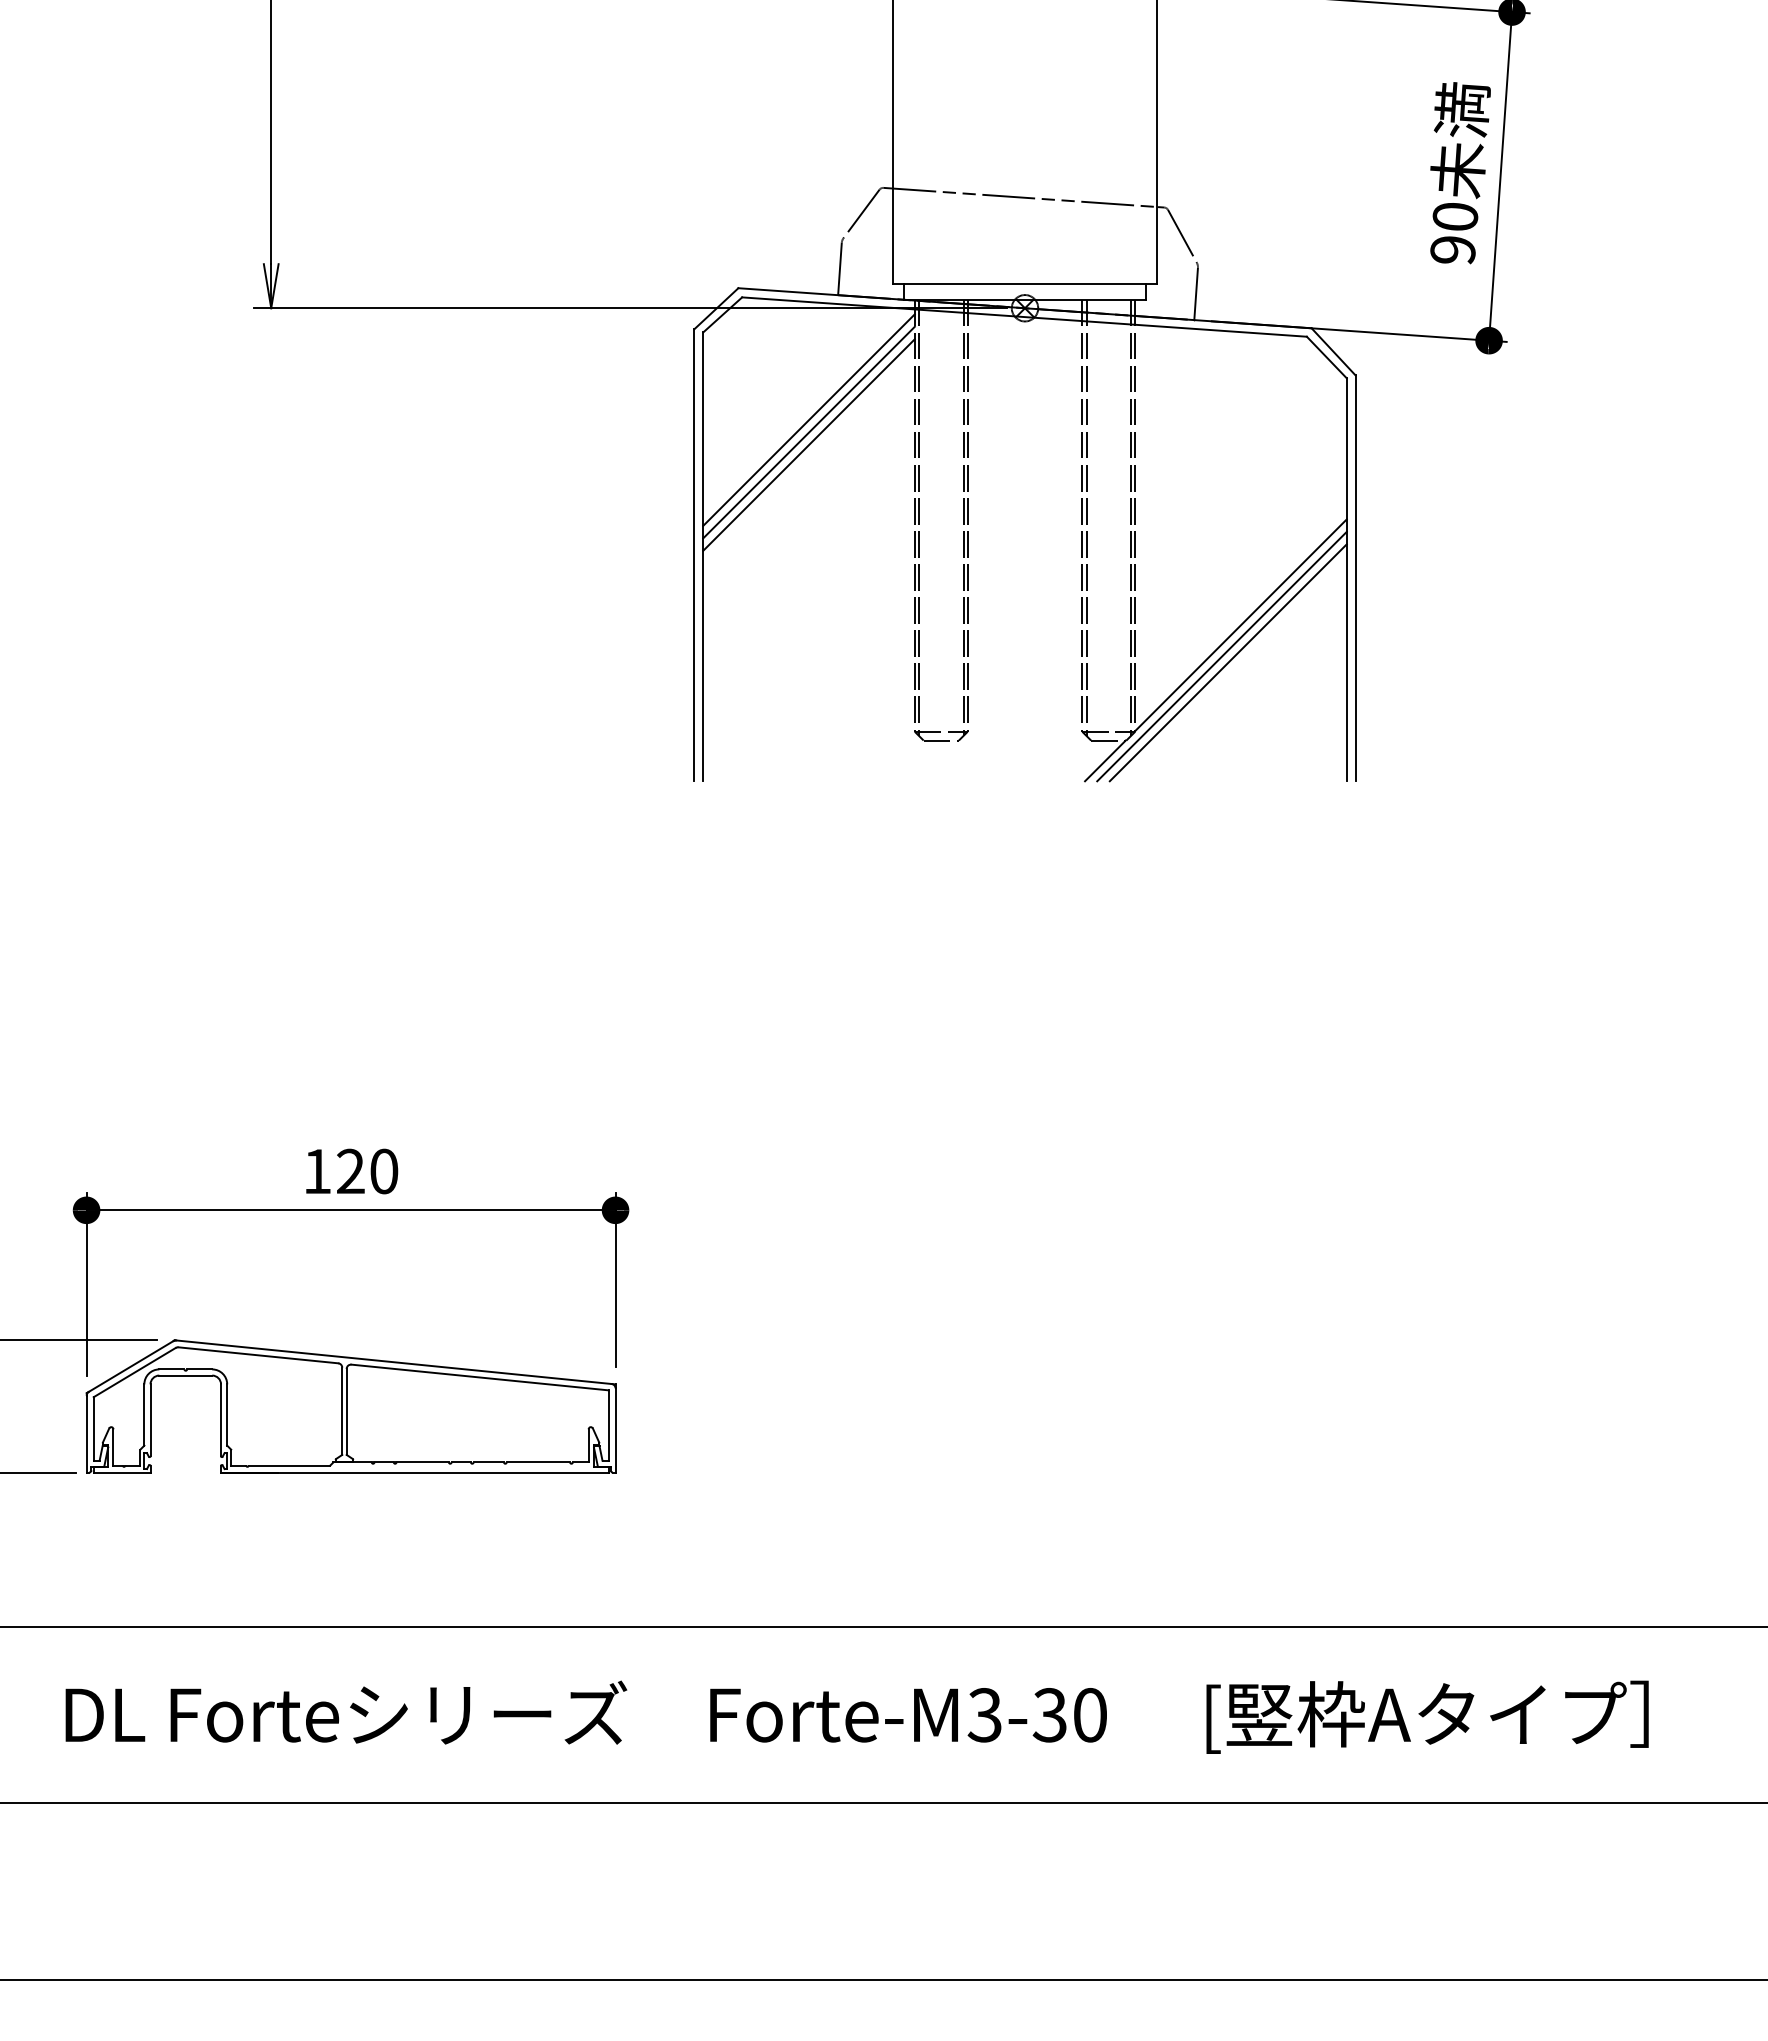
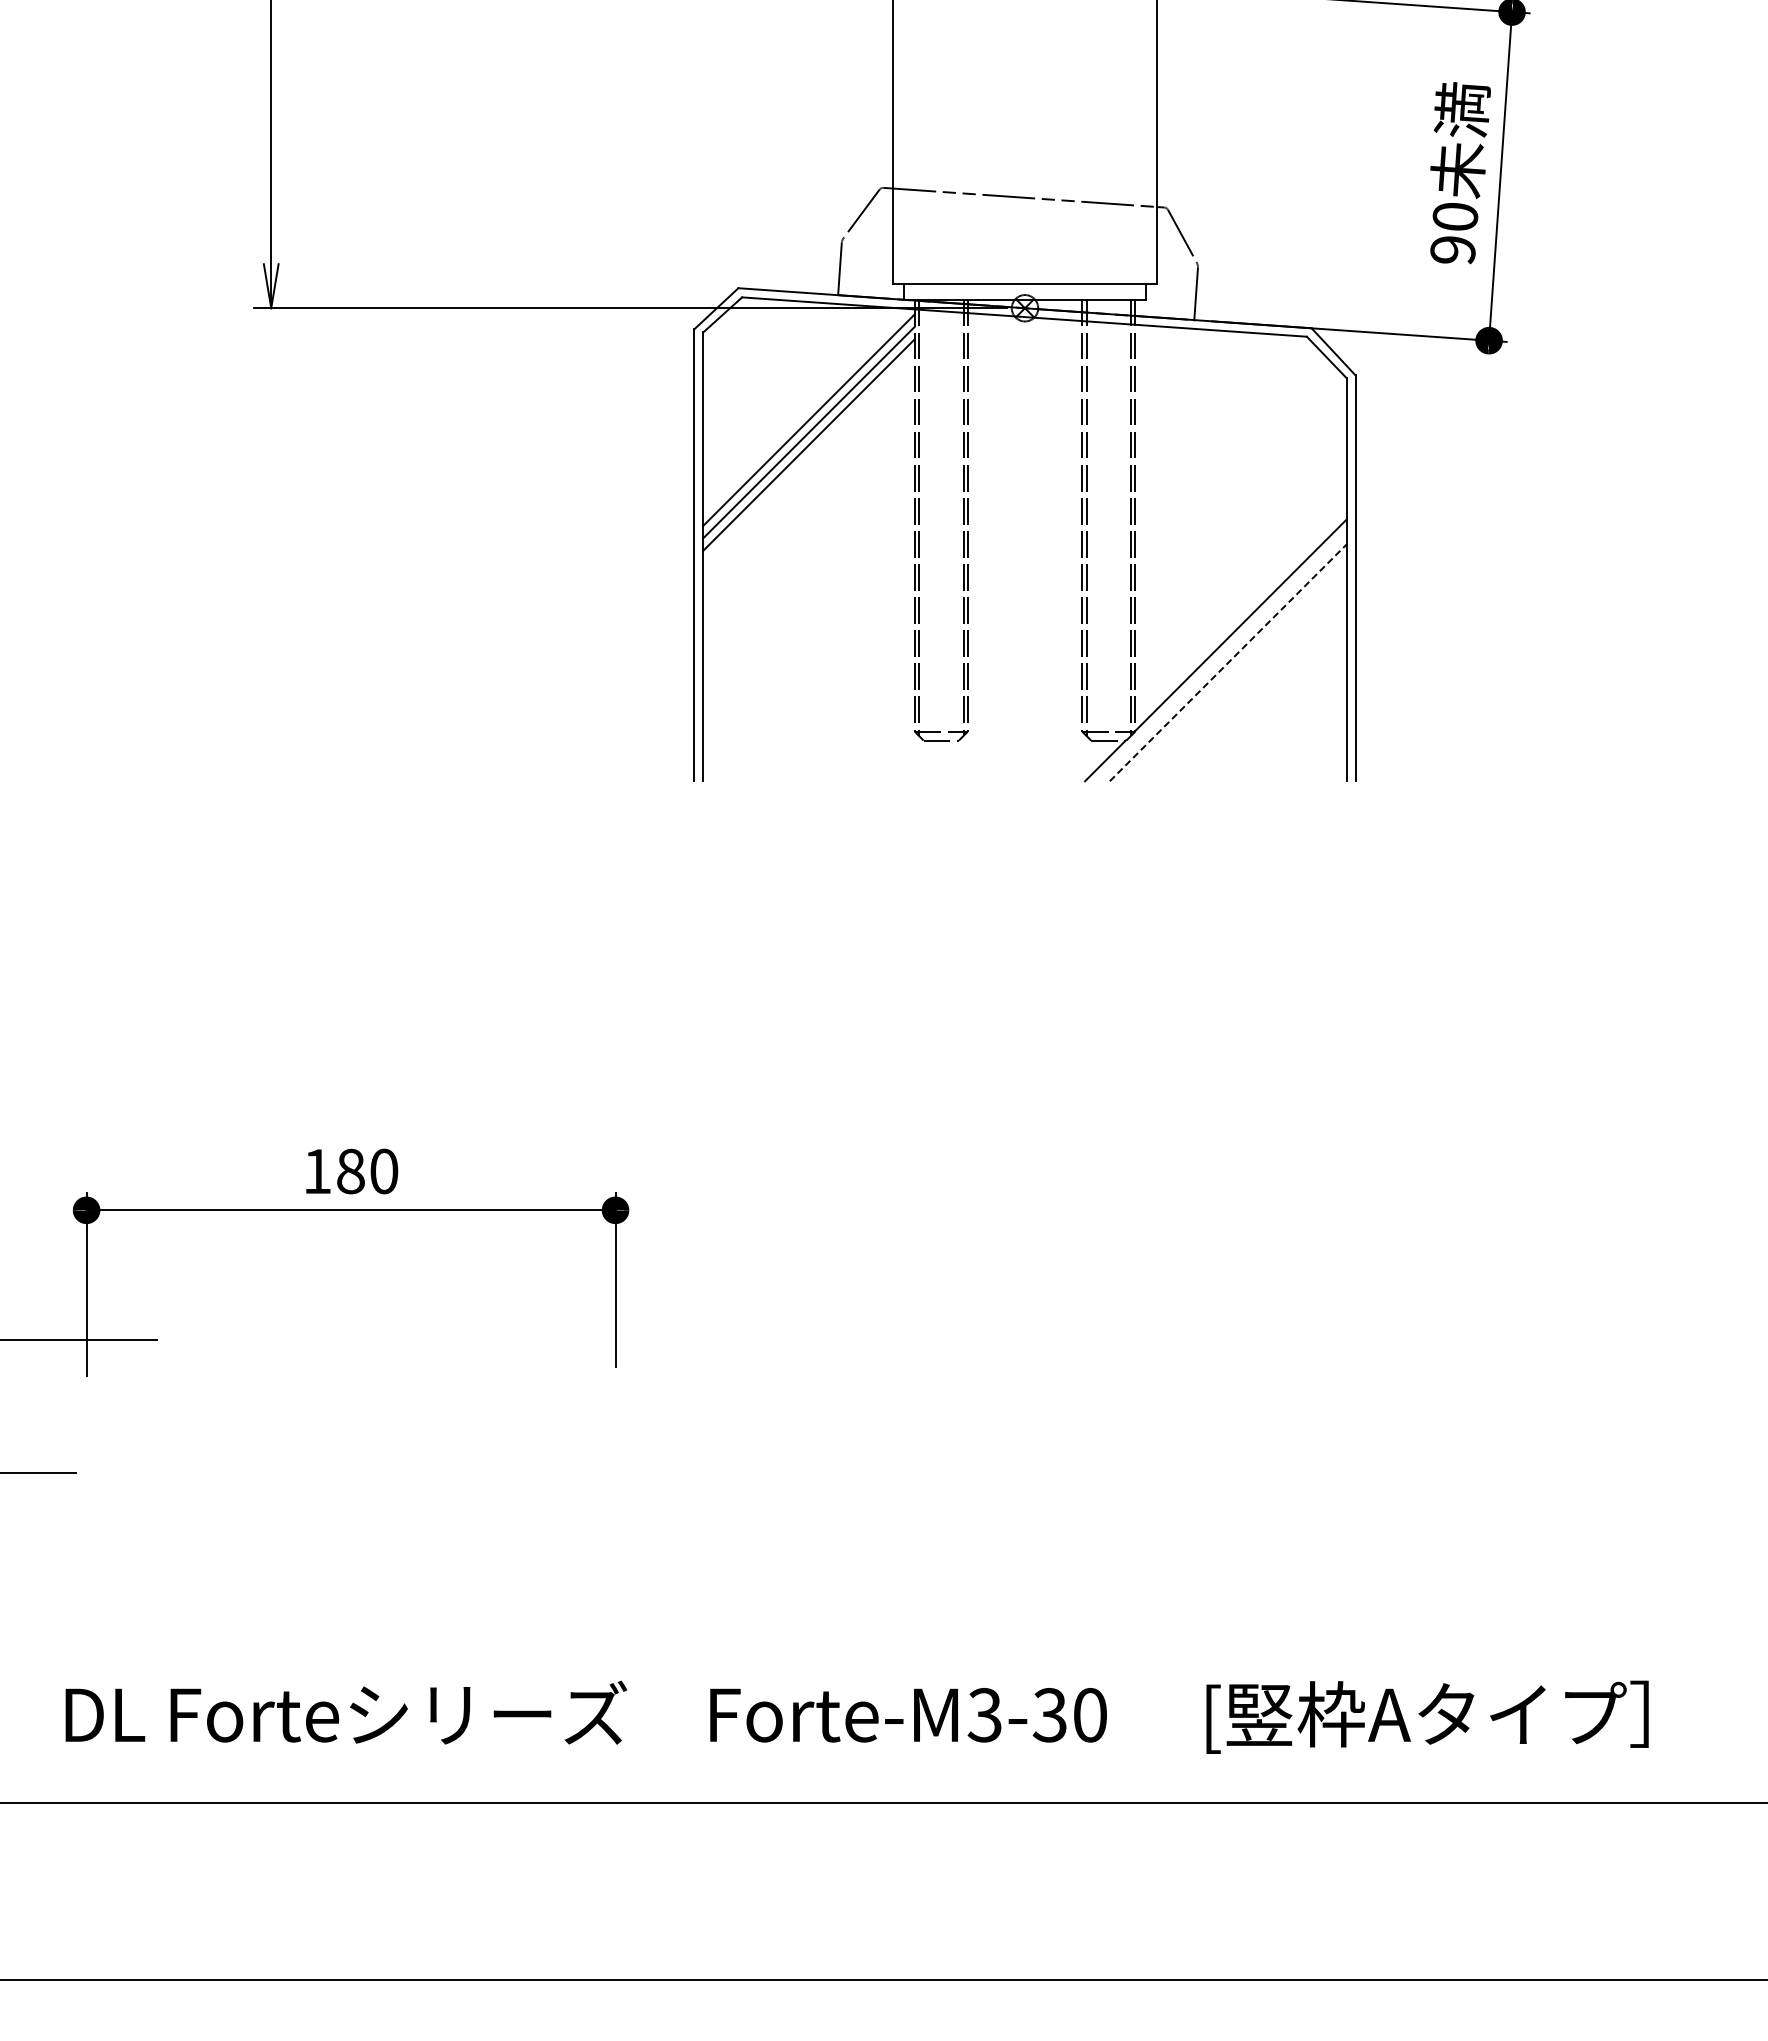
line: present -> none (1221, 656)
line: solid -> dashed (1228, 662)
text: 120 -> 180 (350, 1171)
part: present -> none (350, 1406)
line: present -> none (883, 1627)
